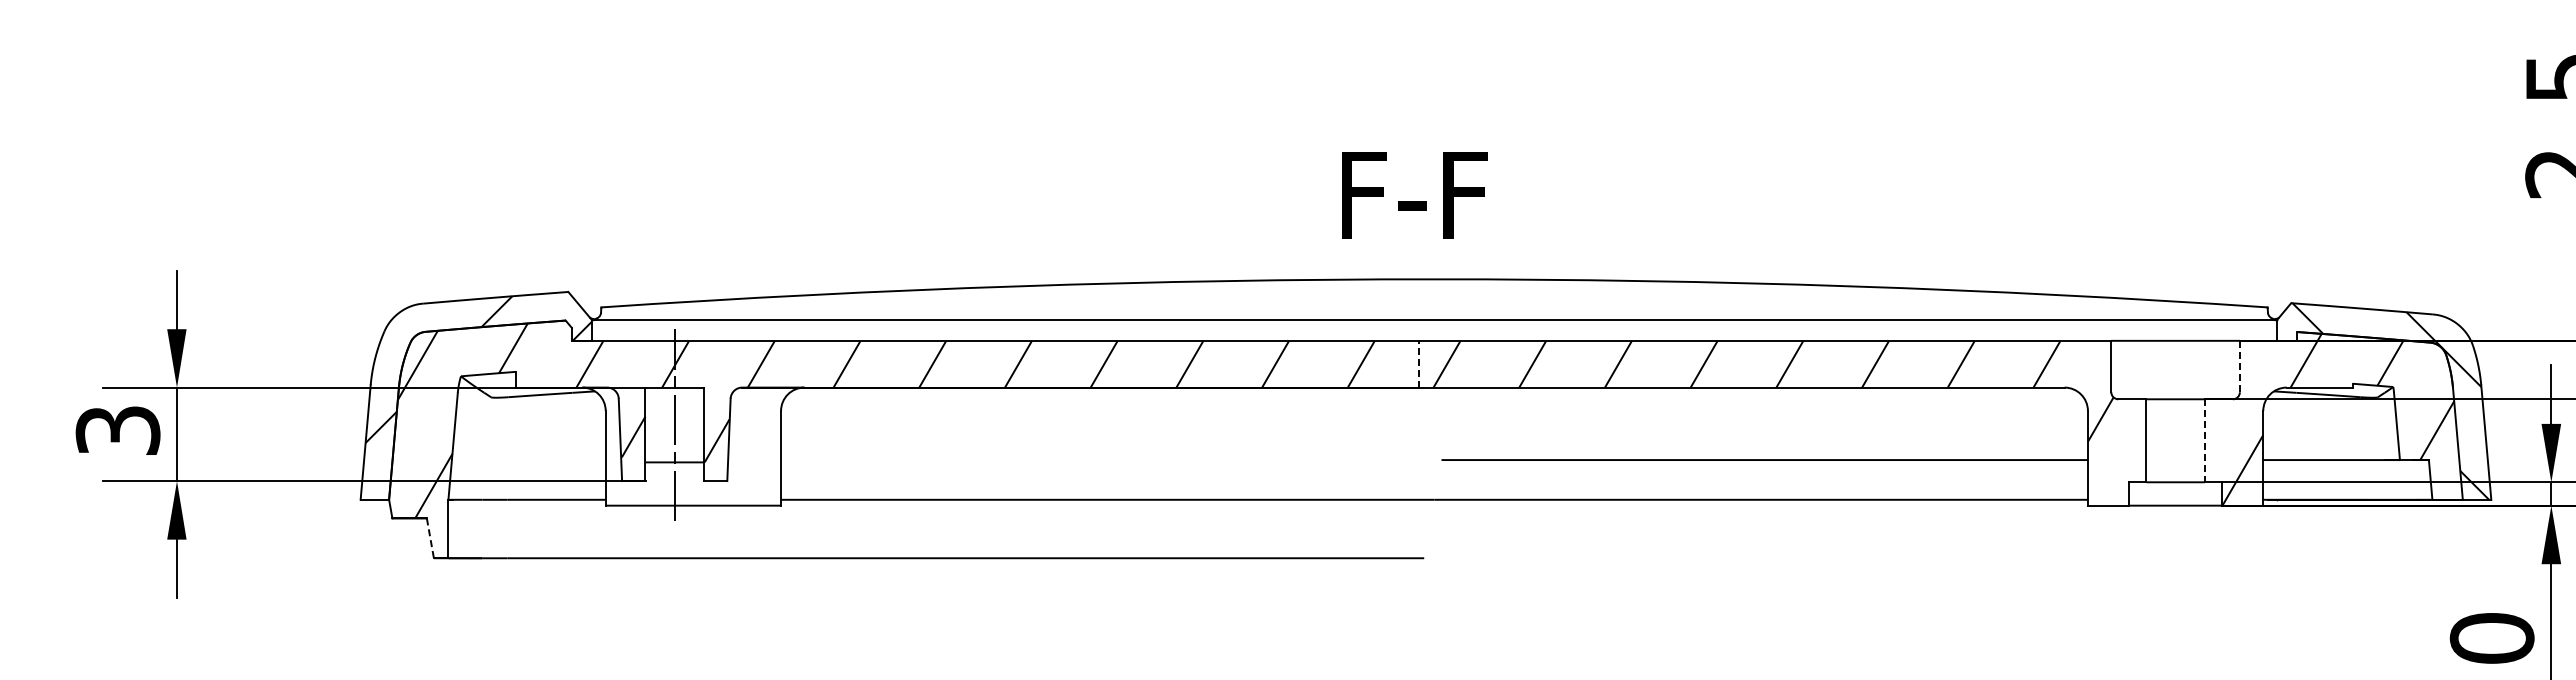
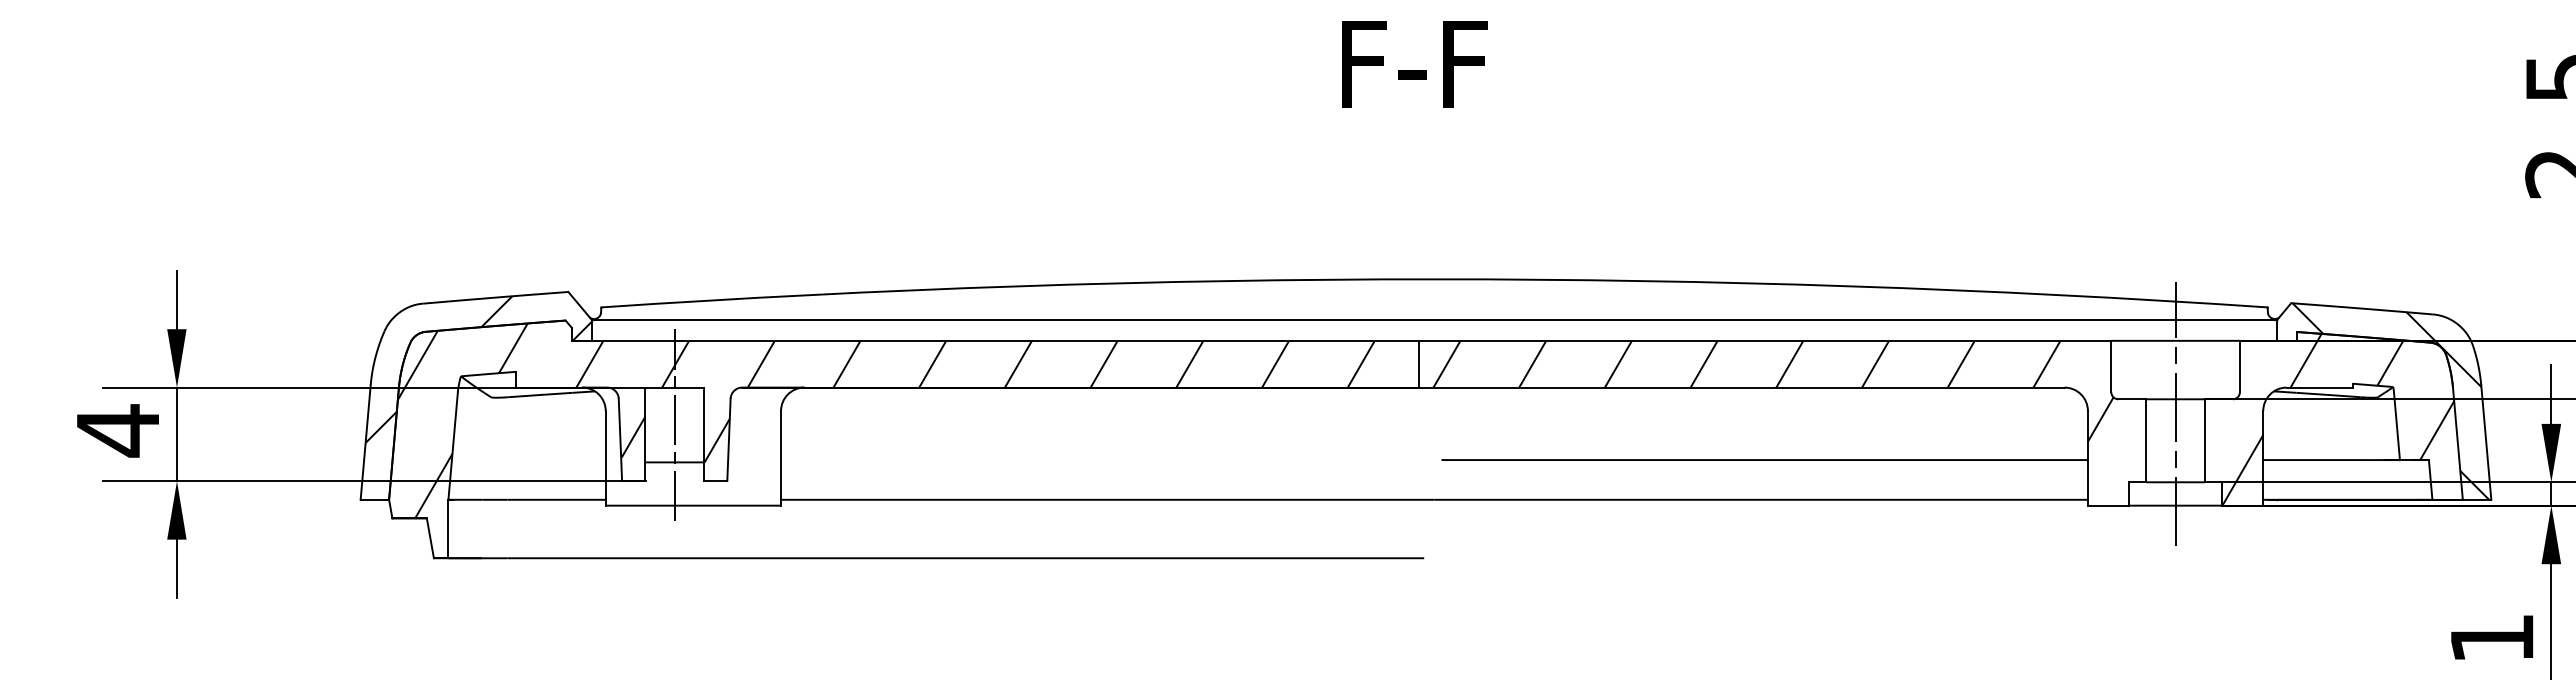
text position: (1414, 195) -> (1414, 64) (1414, 64)
line: dashed -> solid (1418, 363)
line: dashed -> solid (2239, 366)
line: none -> present (2175, 413)
text: 3 -> 4 (117, 430)
line: dashed -> solid (2204, 441)
line: dashed -> solid (430, 538)
text: 0 -> 1 (2491, 638)
